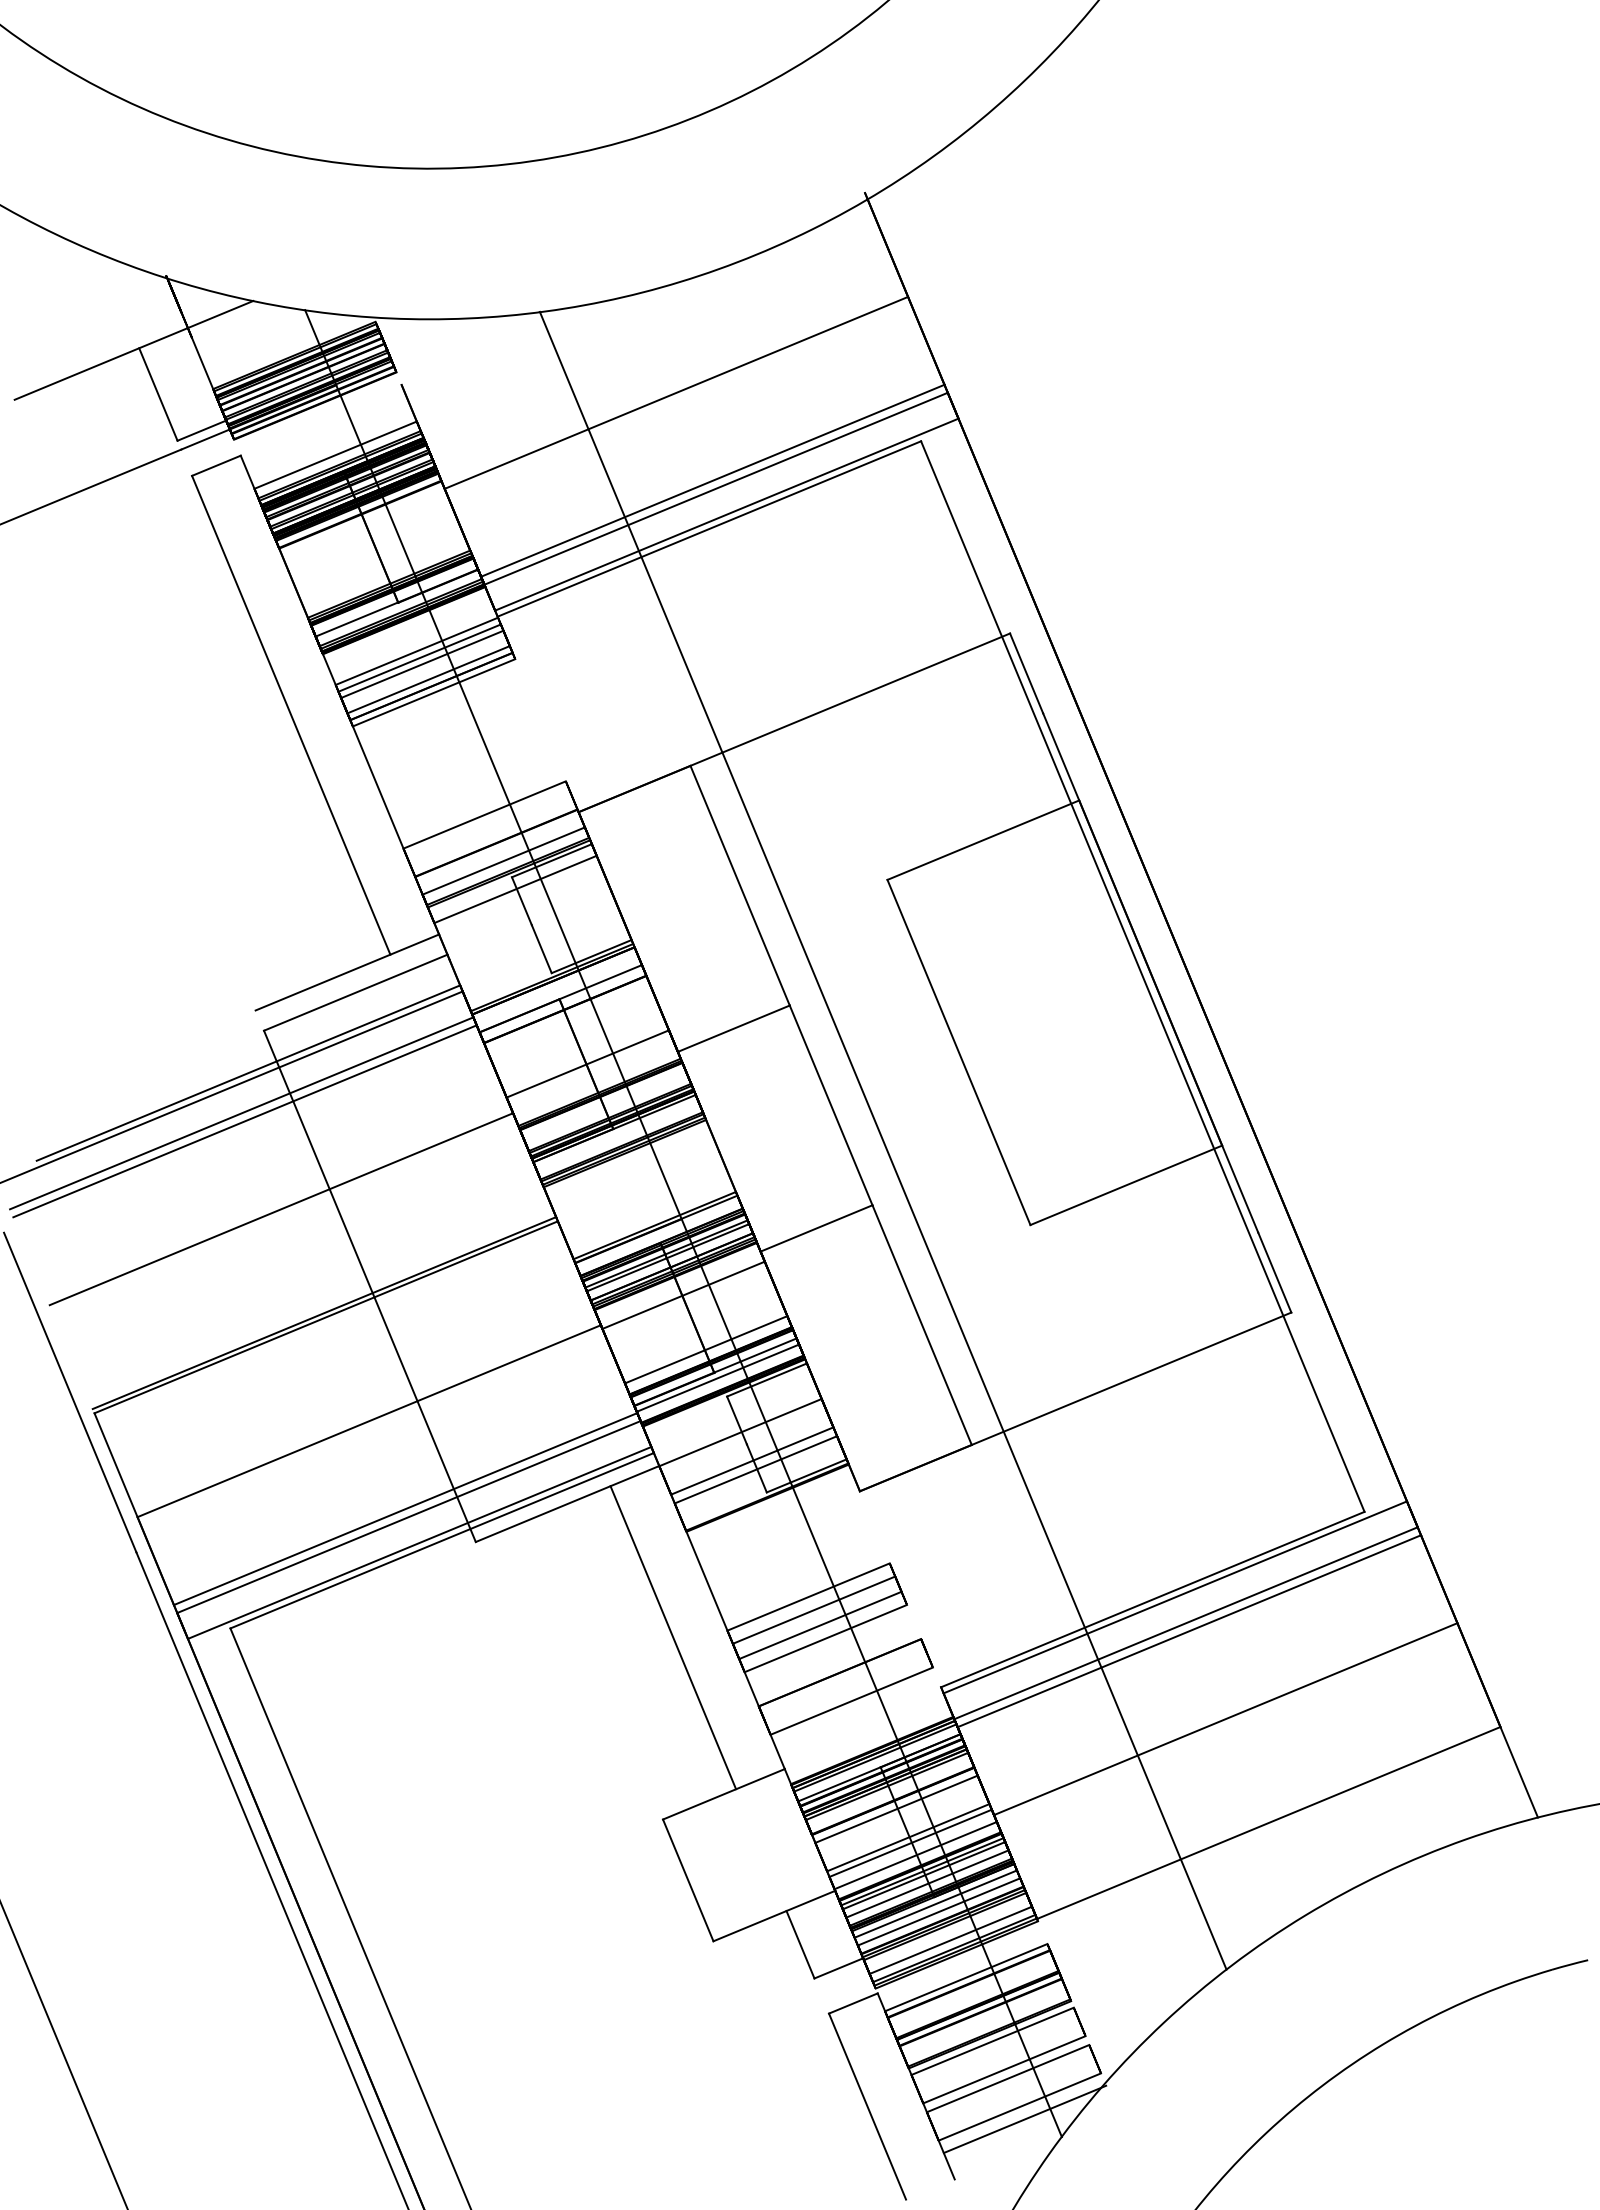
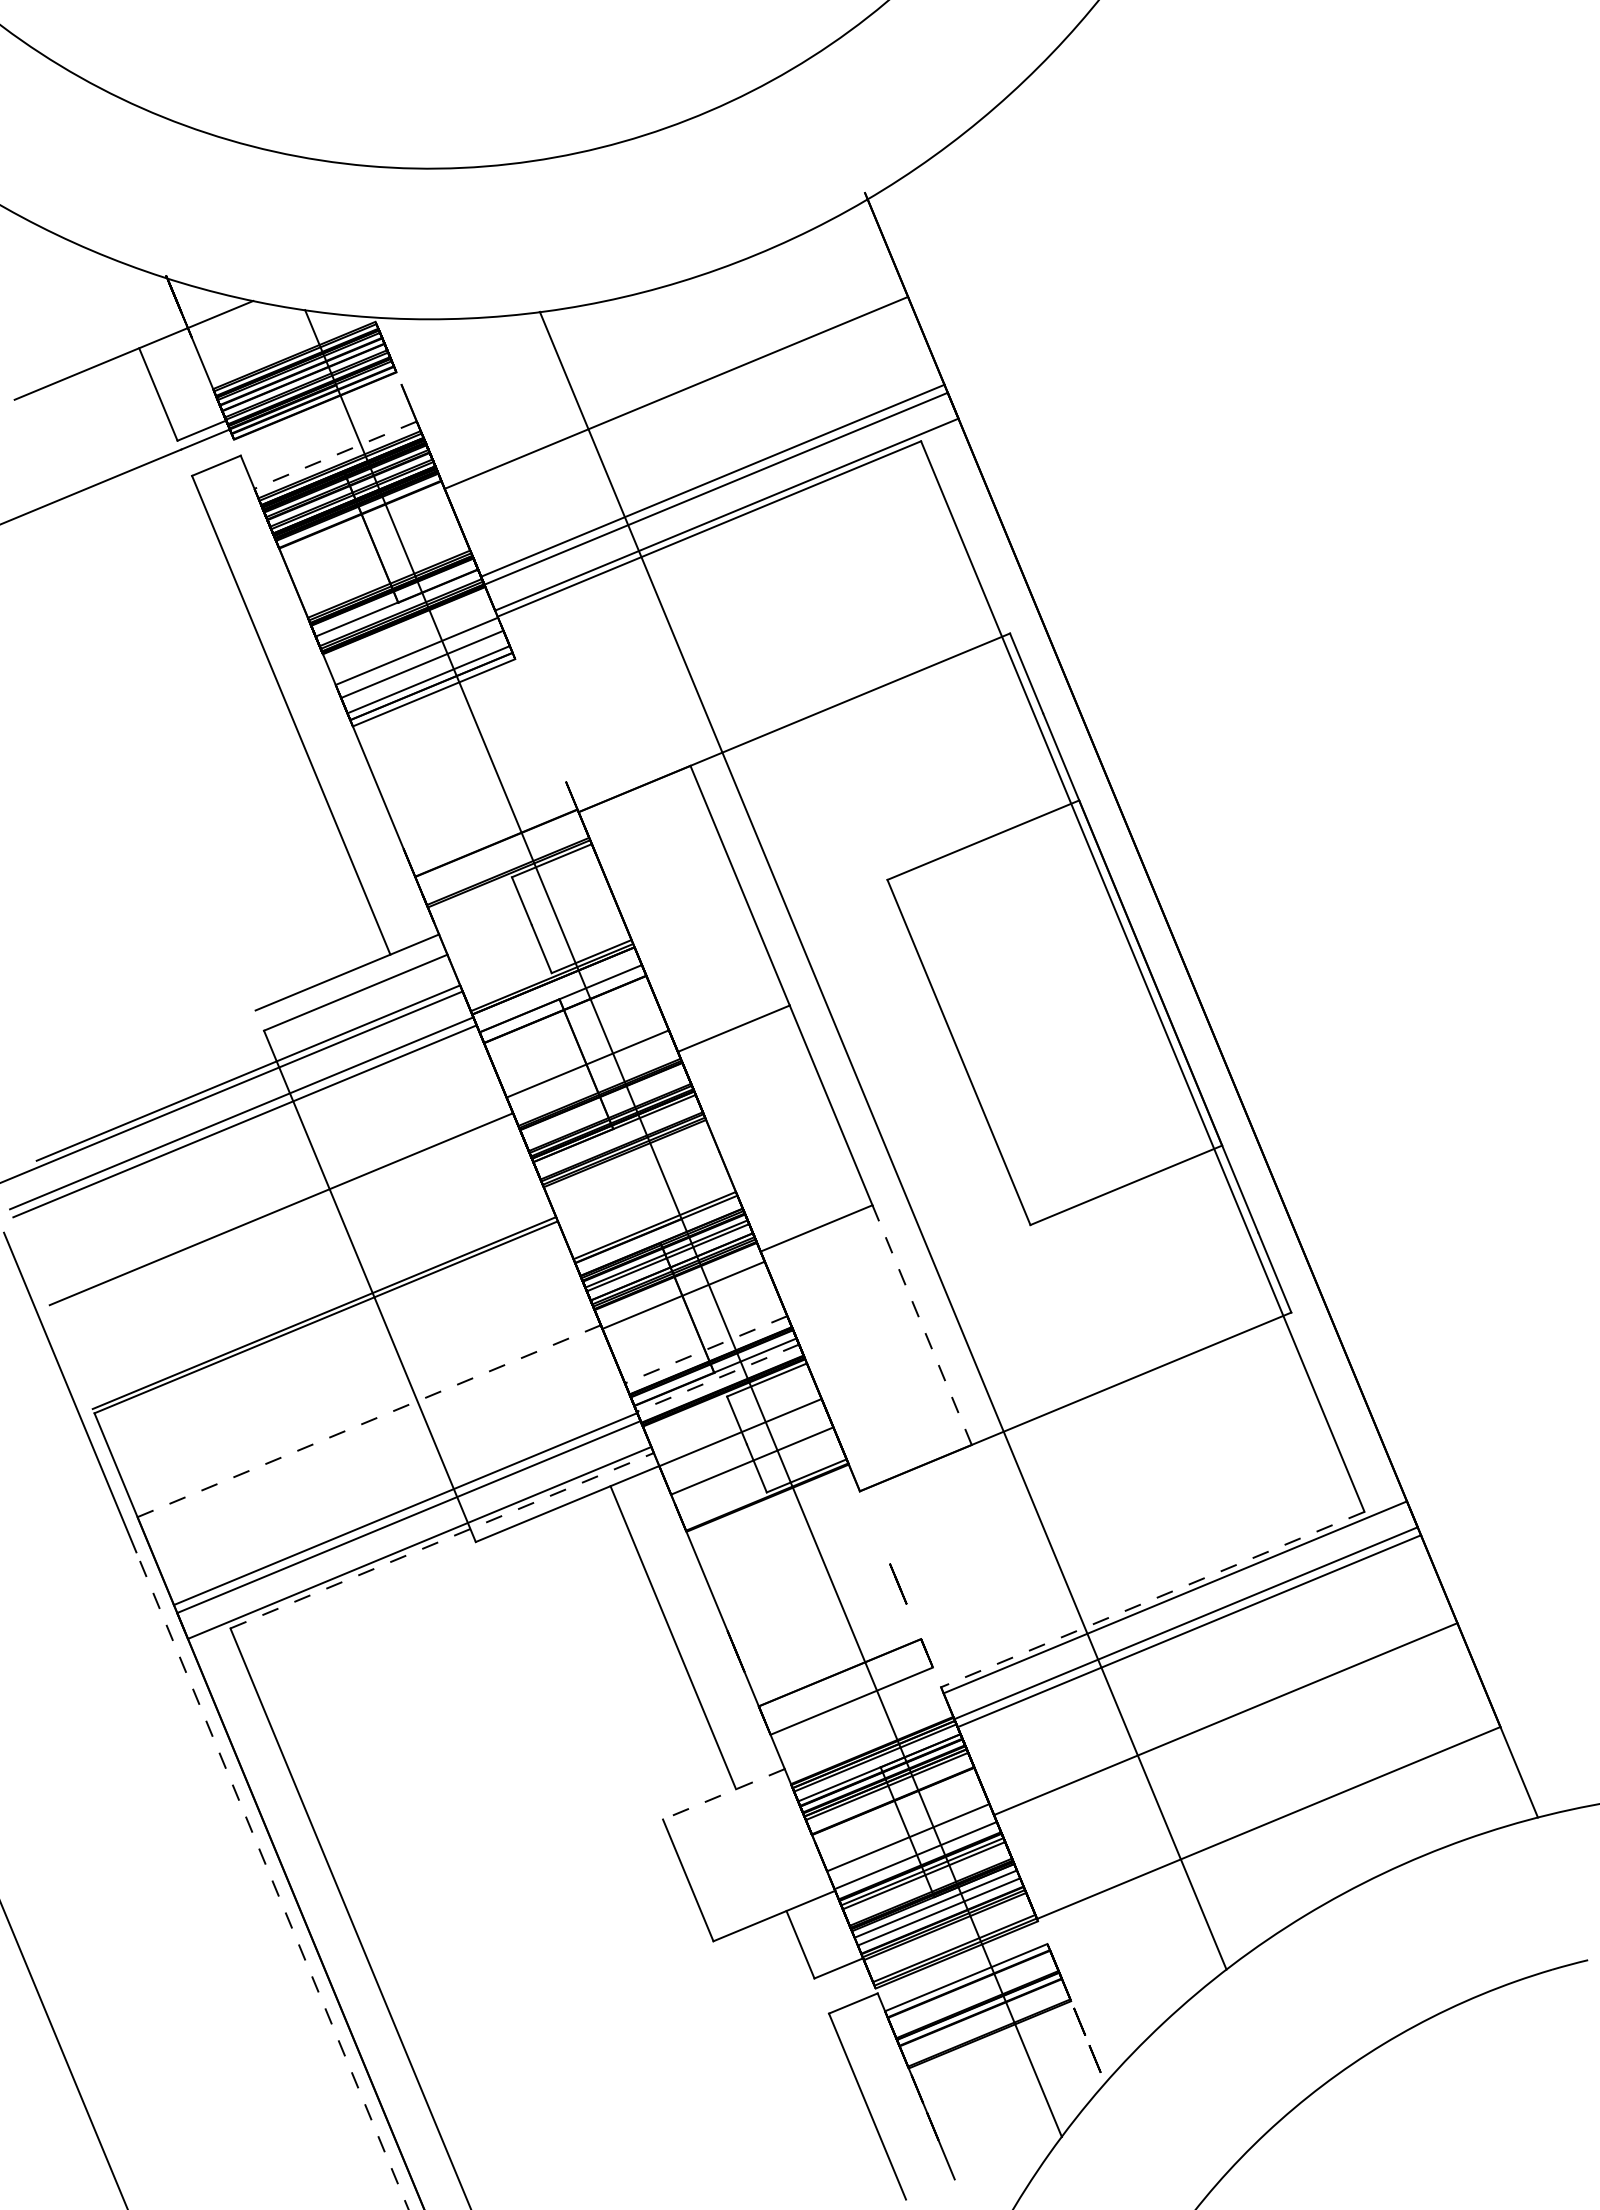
line: solid -> dashed (335, 455)
line: present -> none (419, 657)
line: present -> none (484, 814)
line: present -> none (503, 860)
line: present -> none (515, 889)
line: solid -> dashed (922, 1325)
line: solid -> dashed (706, 1349)
line: solid -> dashed (717, 1378)
line: solid -> dashed (369, 1421)
line: present -> none (755, 1469)
line: solid -> dashed (442, 1540)
line: present -> none (808, 1596)
line: solid -> dashed (1152, 1599)
line: present -> none (813, 1609)
line: present -> none (820, 1625)
line: present -> none (825, 1638)
line: solid -> dashed (723, 1794)
line: present -> none (896, 1808)
line: present -> none (910, 1842)
line: solid -> dashed (272, 1880)
line: present -> none (927, 1883)
line: present -> none (950, 1939)
line: present -> none (992, 2040)
line: present -> none (1004, 2069)
line: present -> none (1007, 2078)
line: present -> none (1019, 2106)
line: present -> none (1024, 2119)
